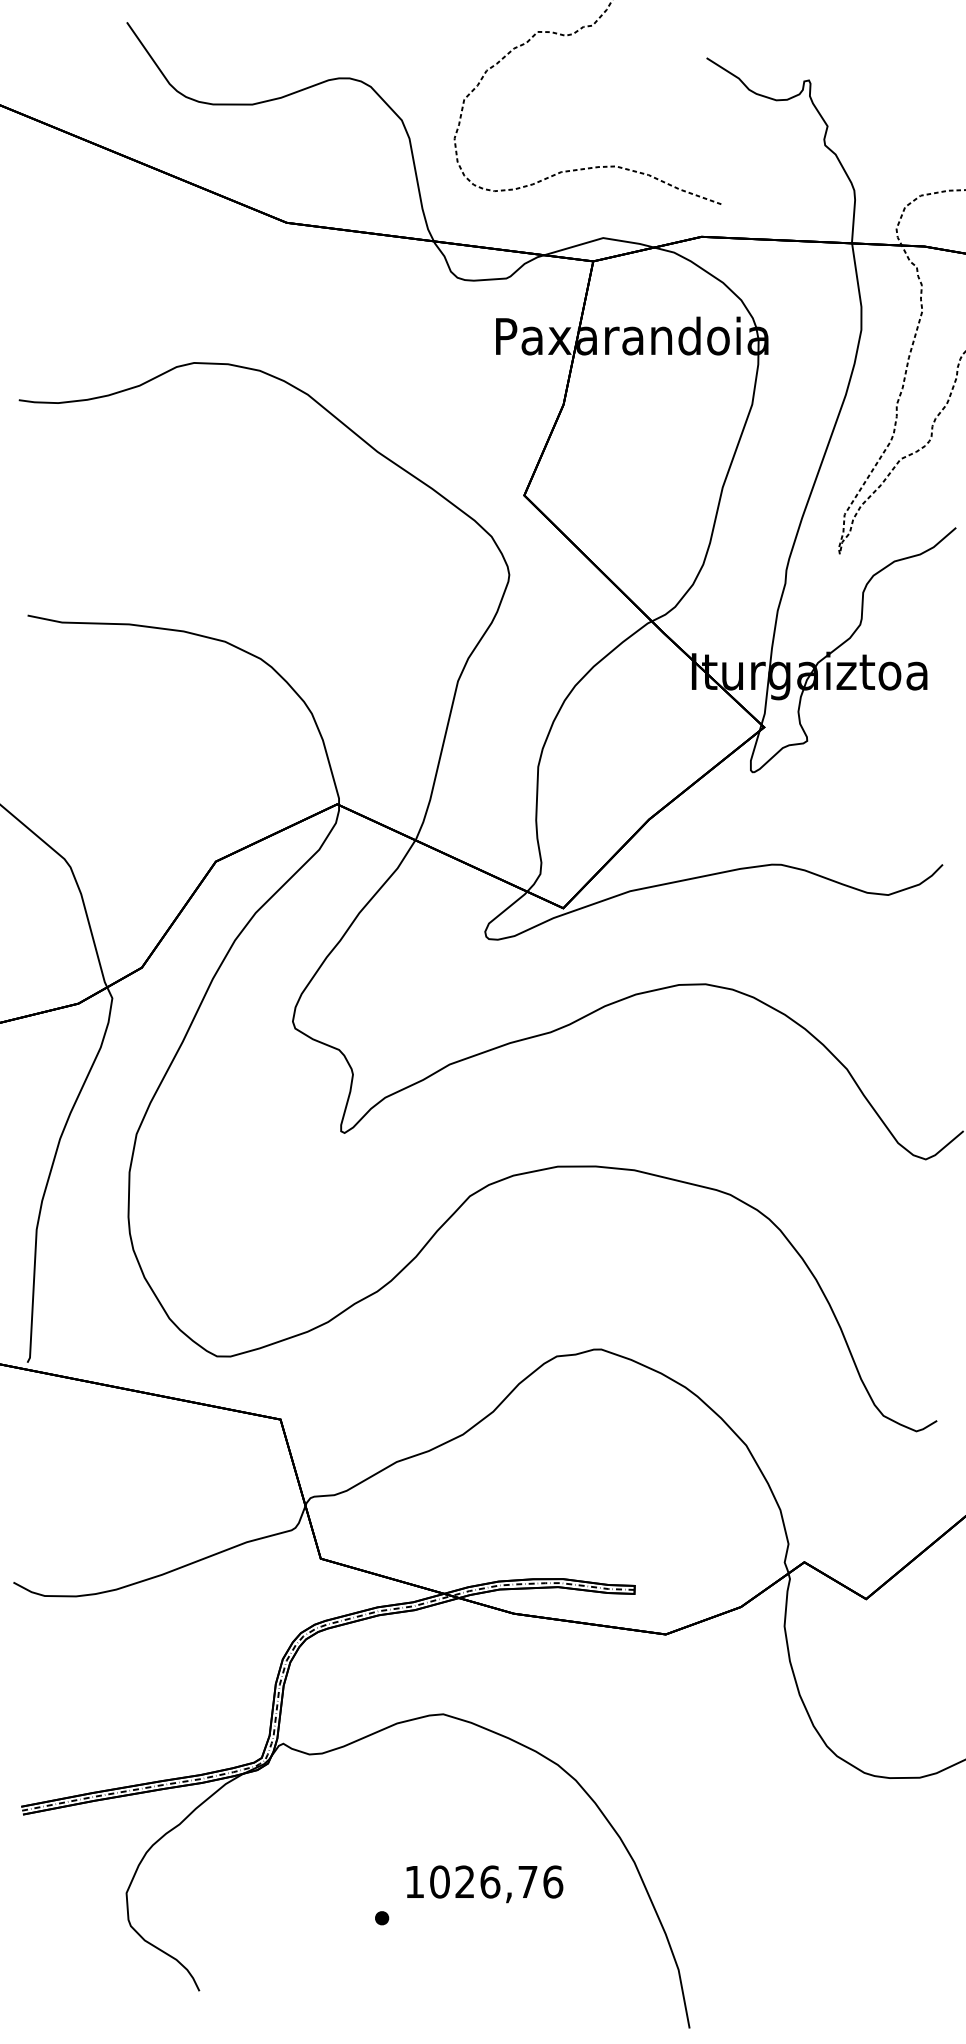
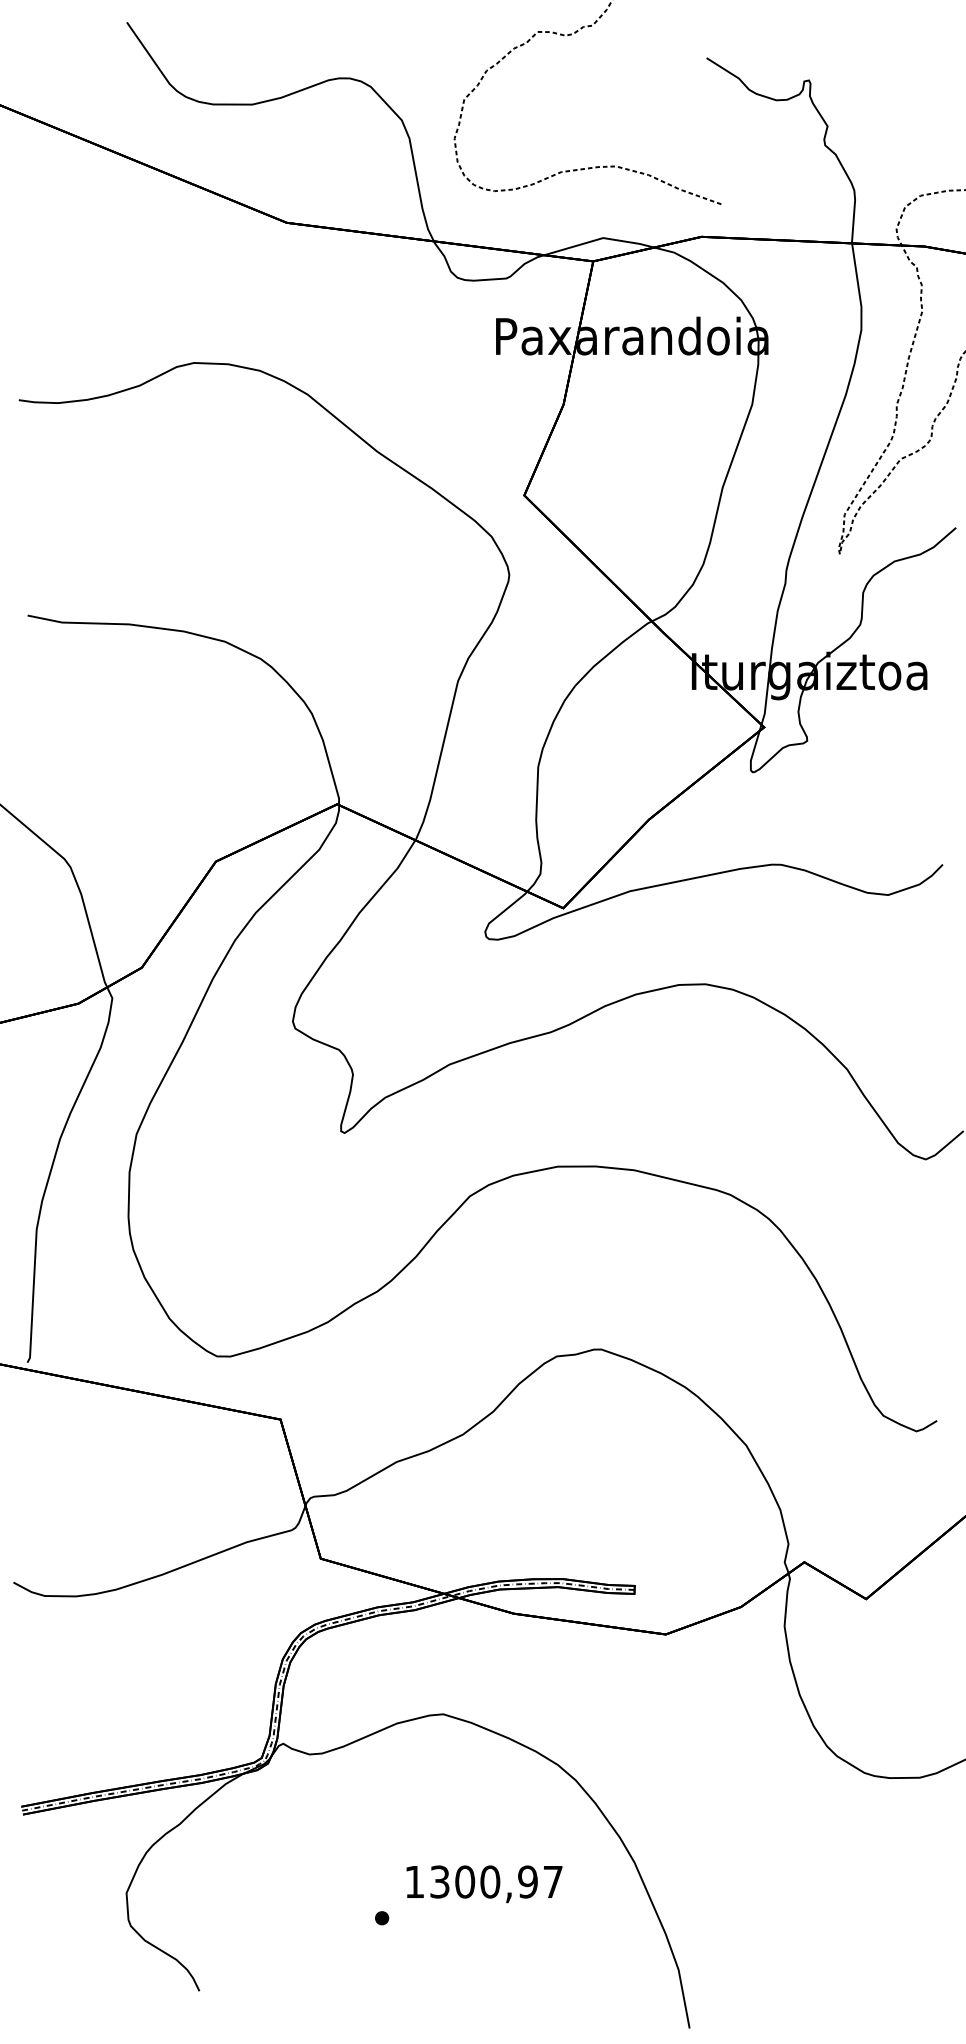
text: 1026,76 -> 1300,97 (496, 1881)
